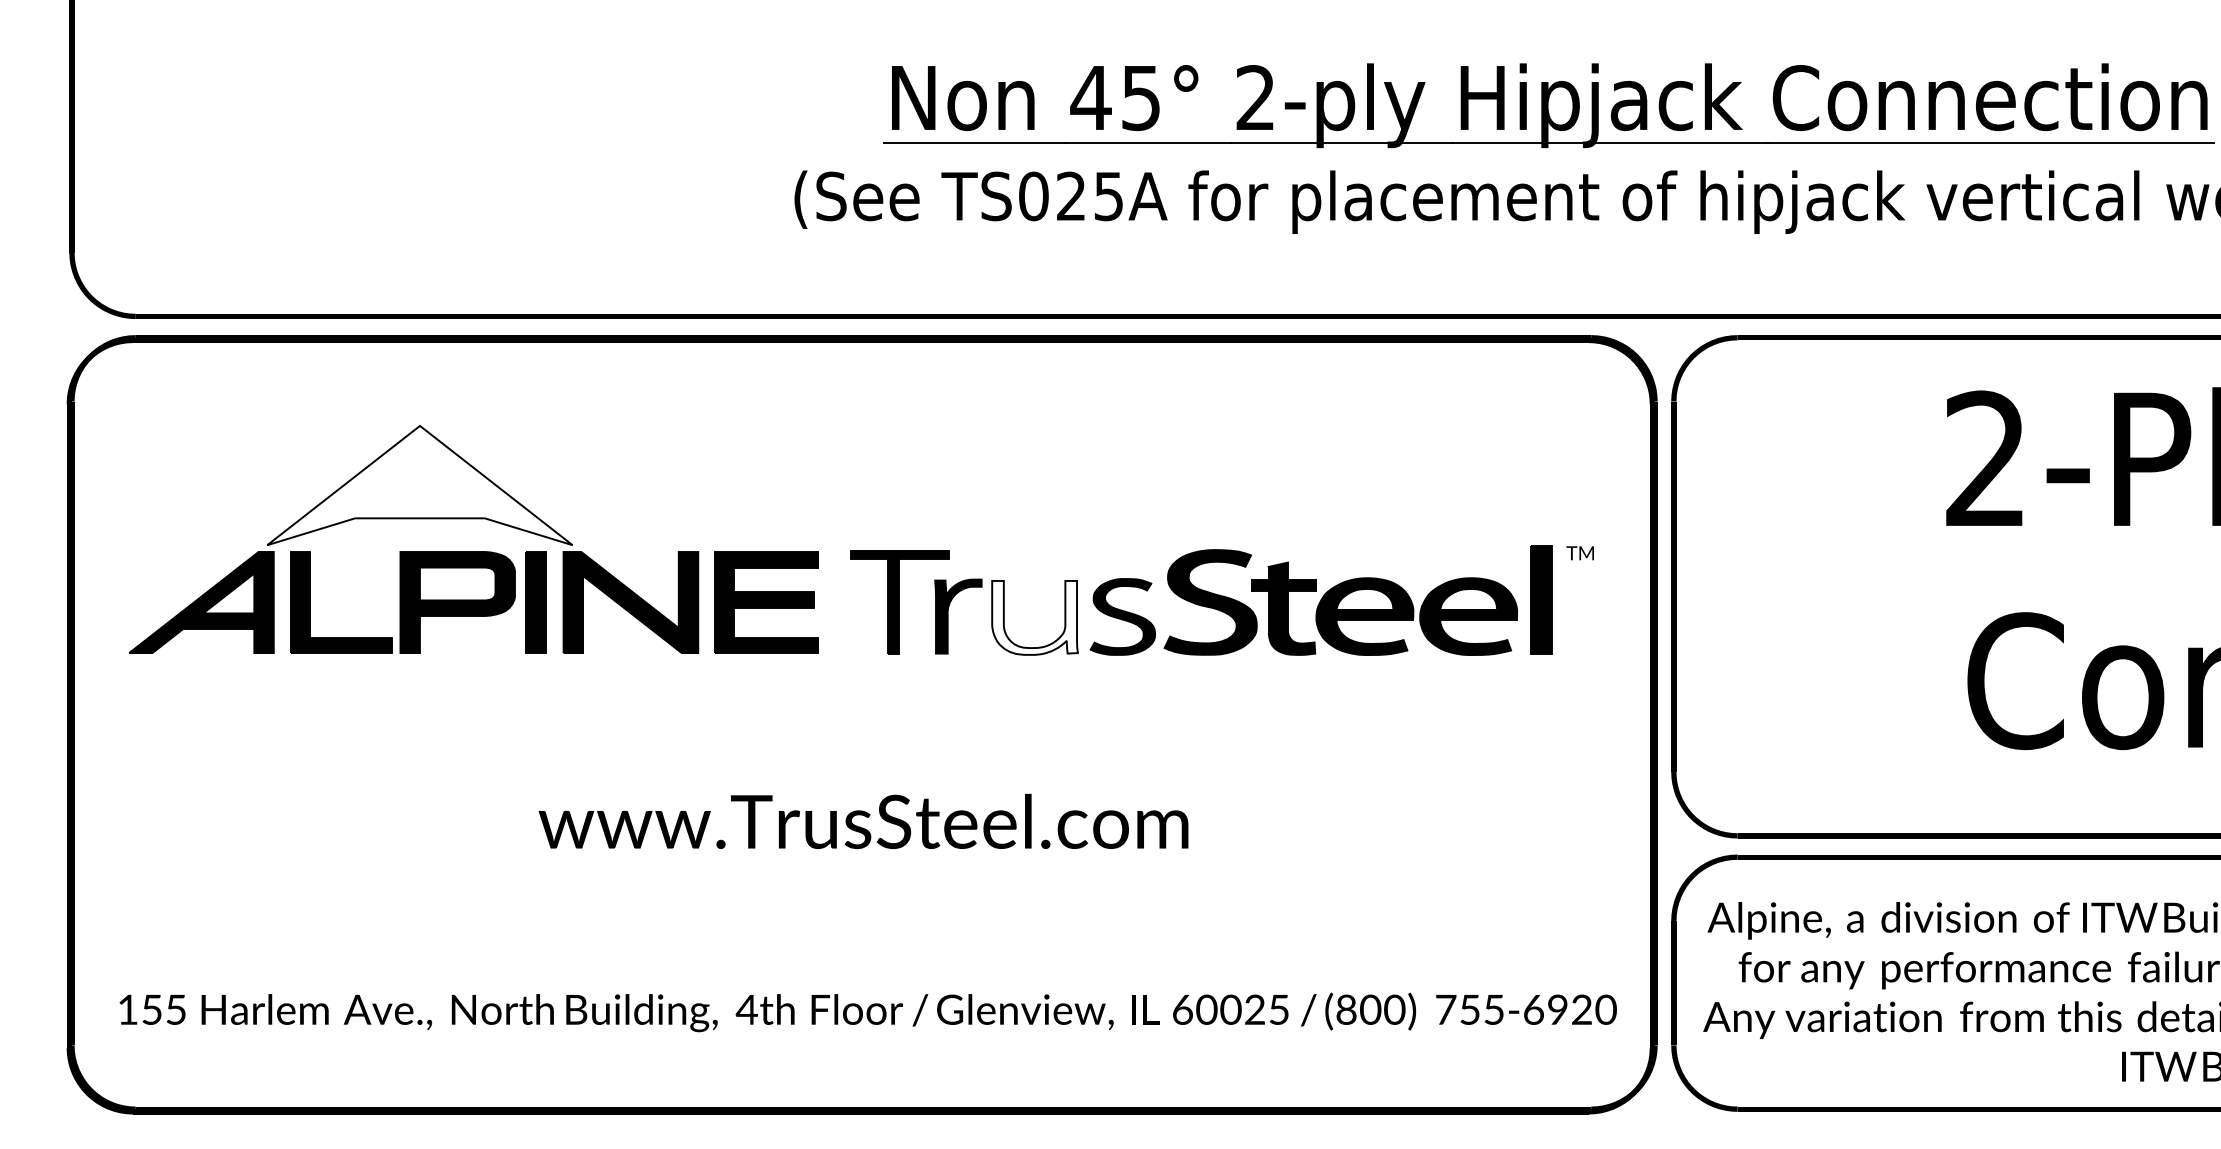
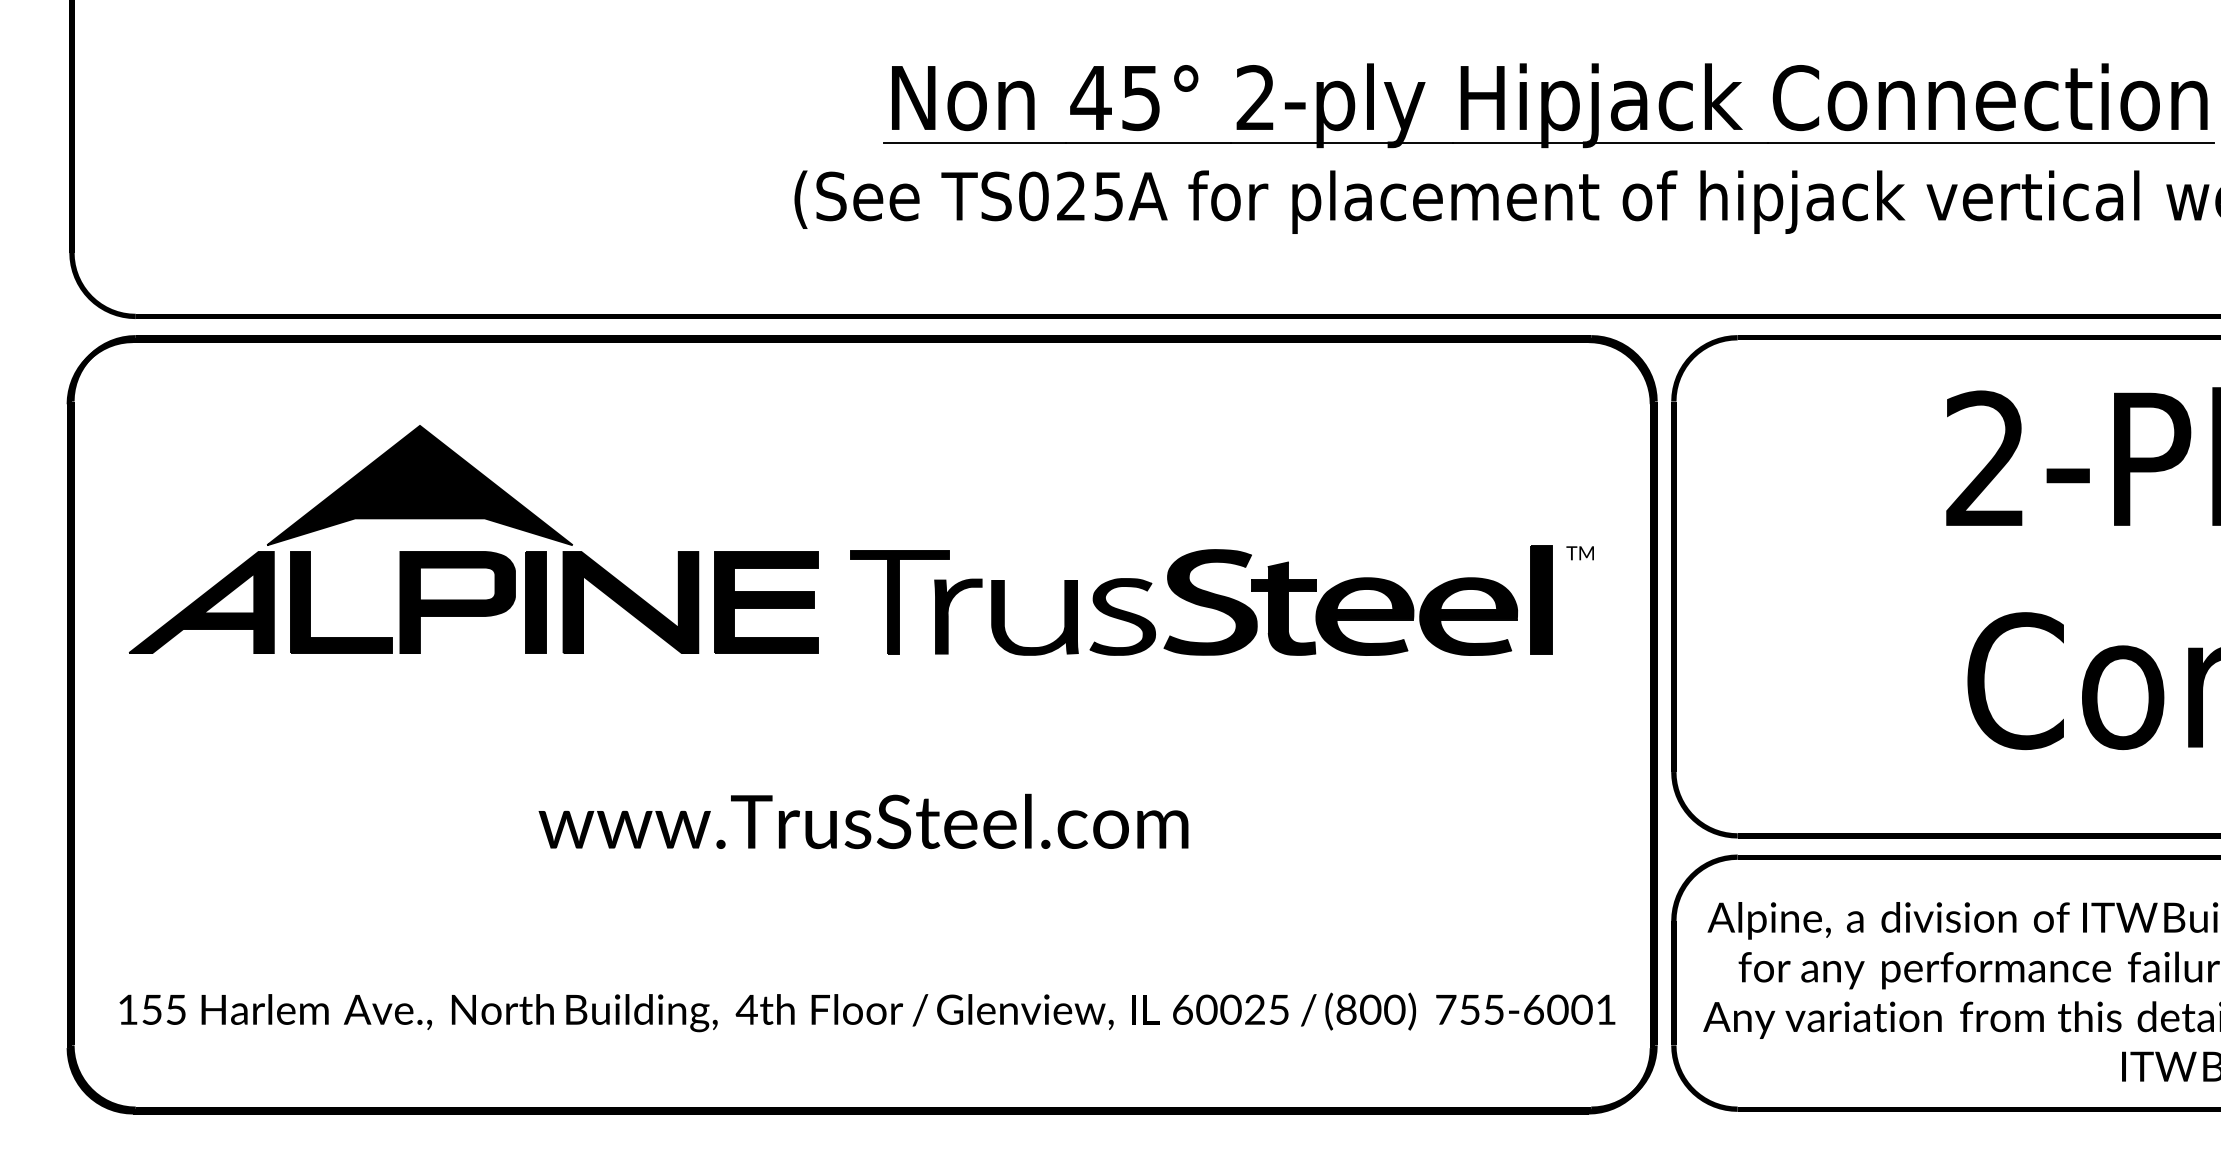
fill: none -> present (419, 485)
fill: none -> present (1034, 617)
text: 755-6920 -> 755-6001 (1581, 1009)
